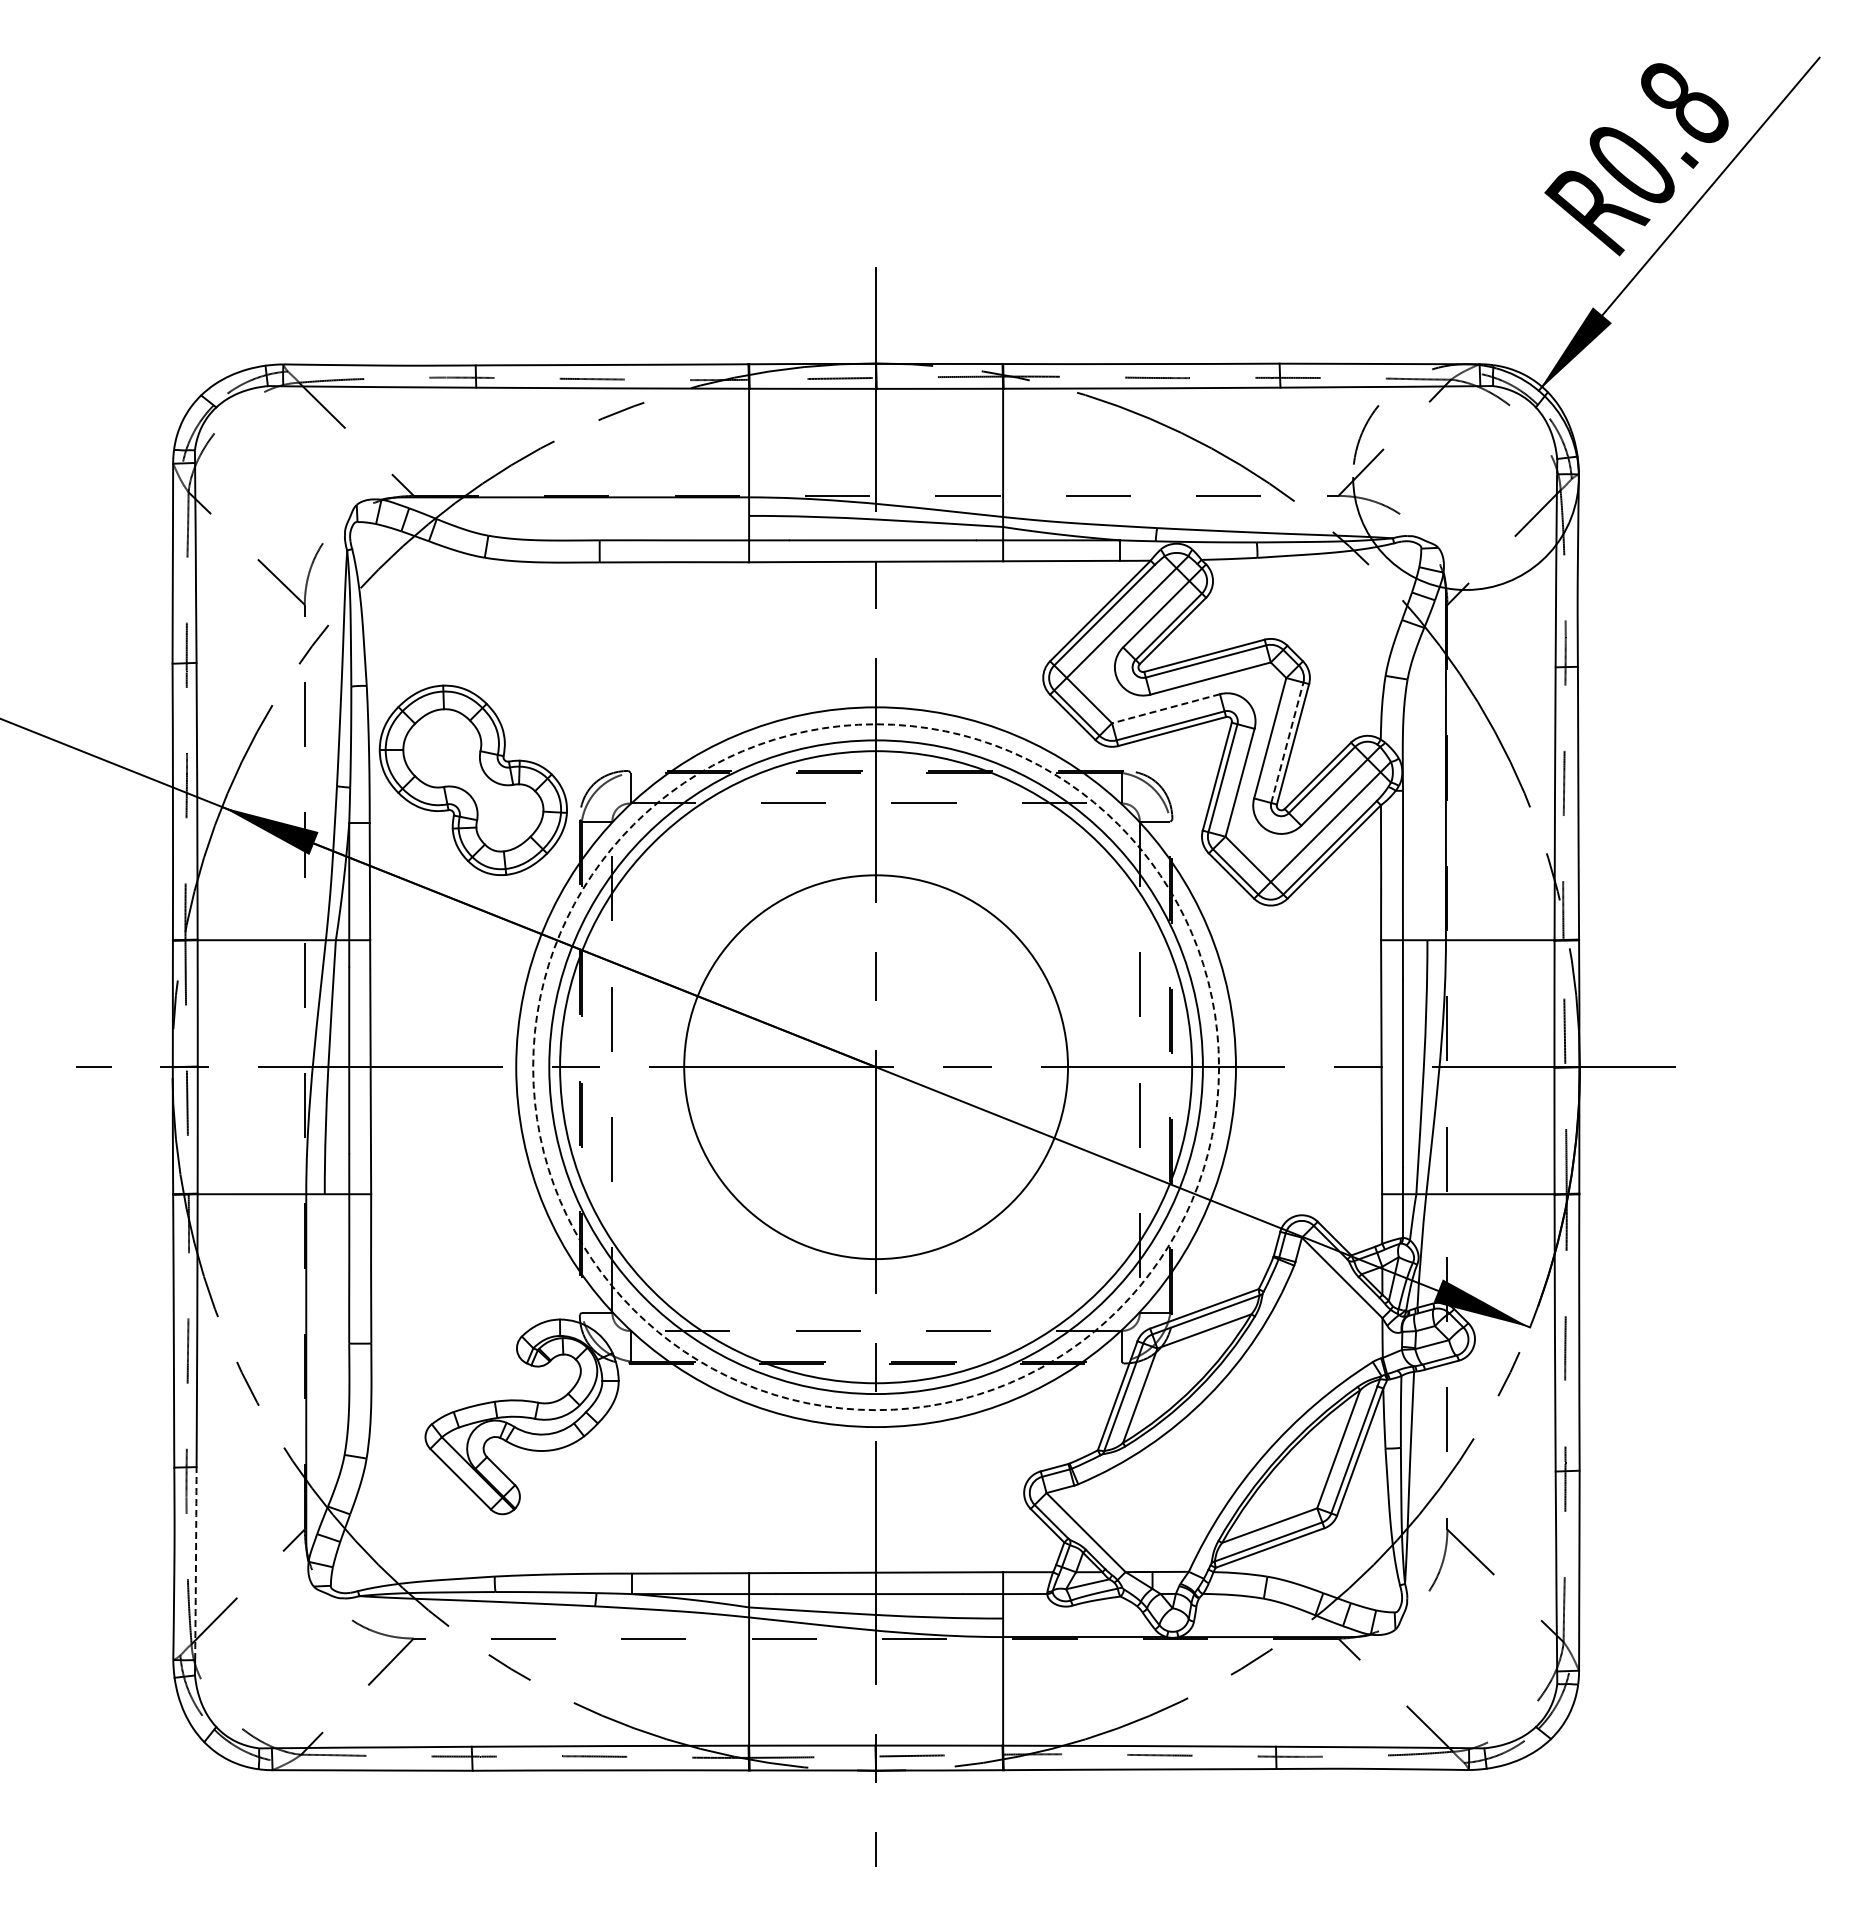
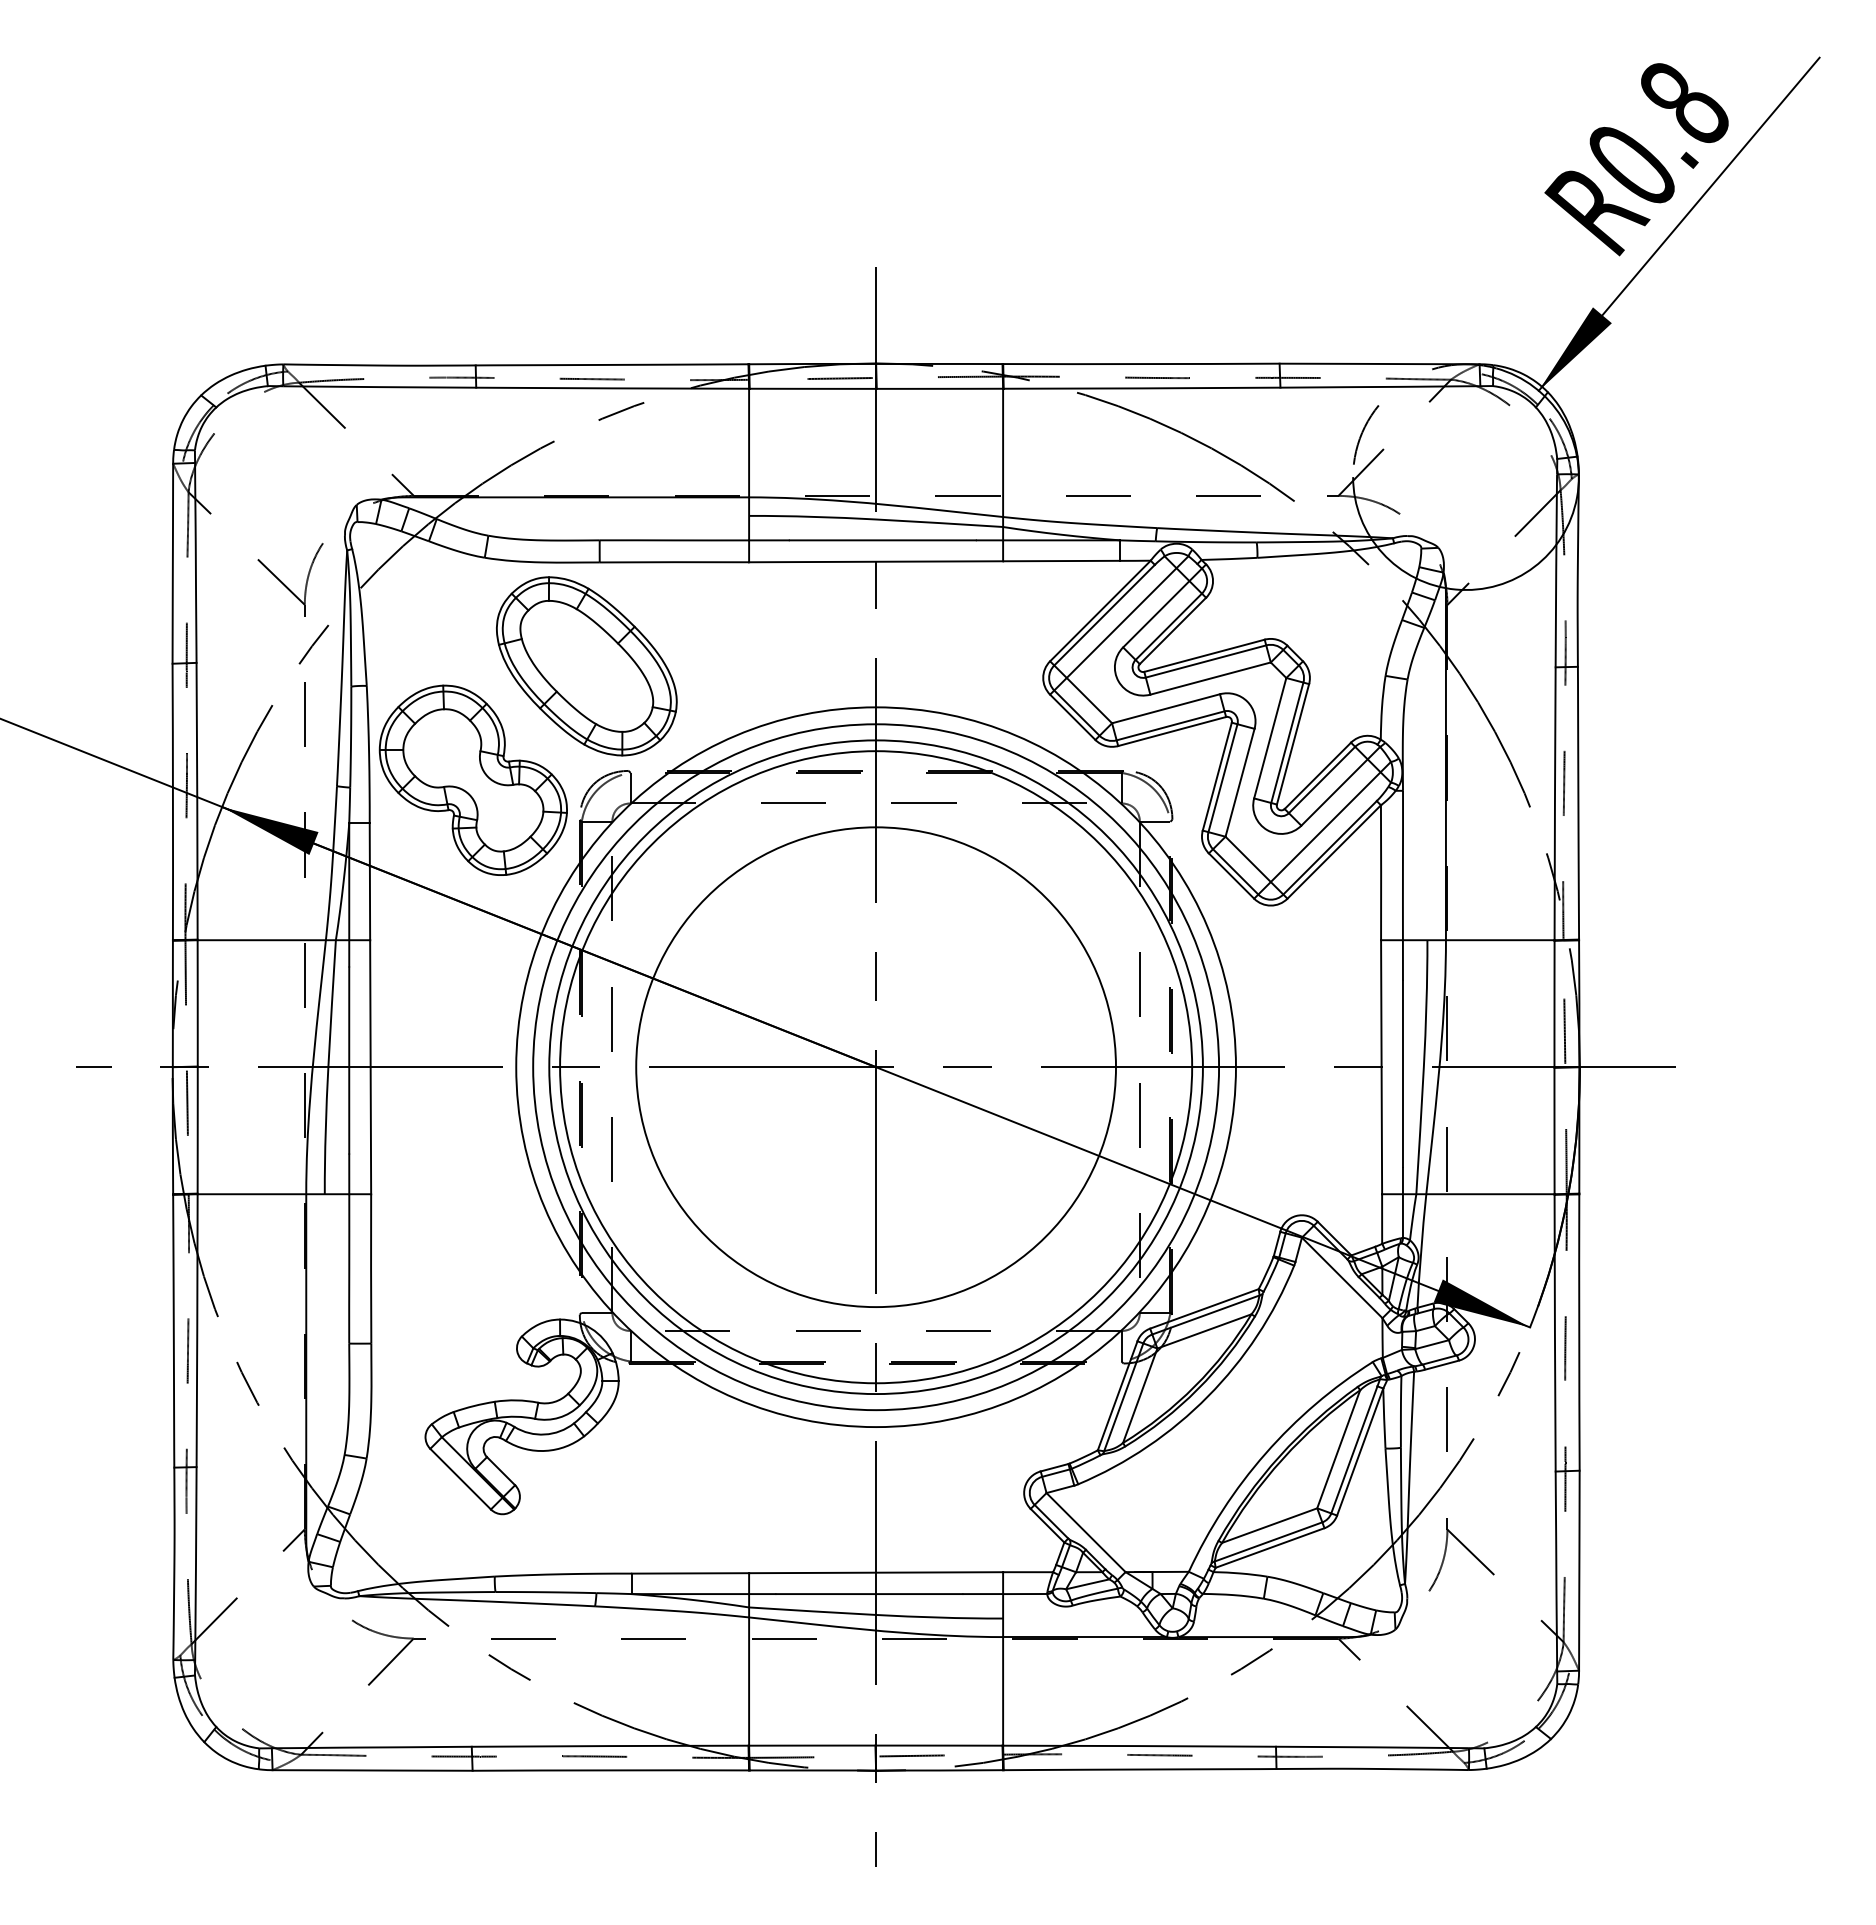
part: none -> present (586, 666)
line: dashed -> solid (1166, 708)
line: dashed -> solid (1287, 742)
circle diameter: 384 px -> 480 px (876, 1067)
circle: dashed -> solid (876, 1067)
arc: dashed -> solid (195, 1563)
